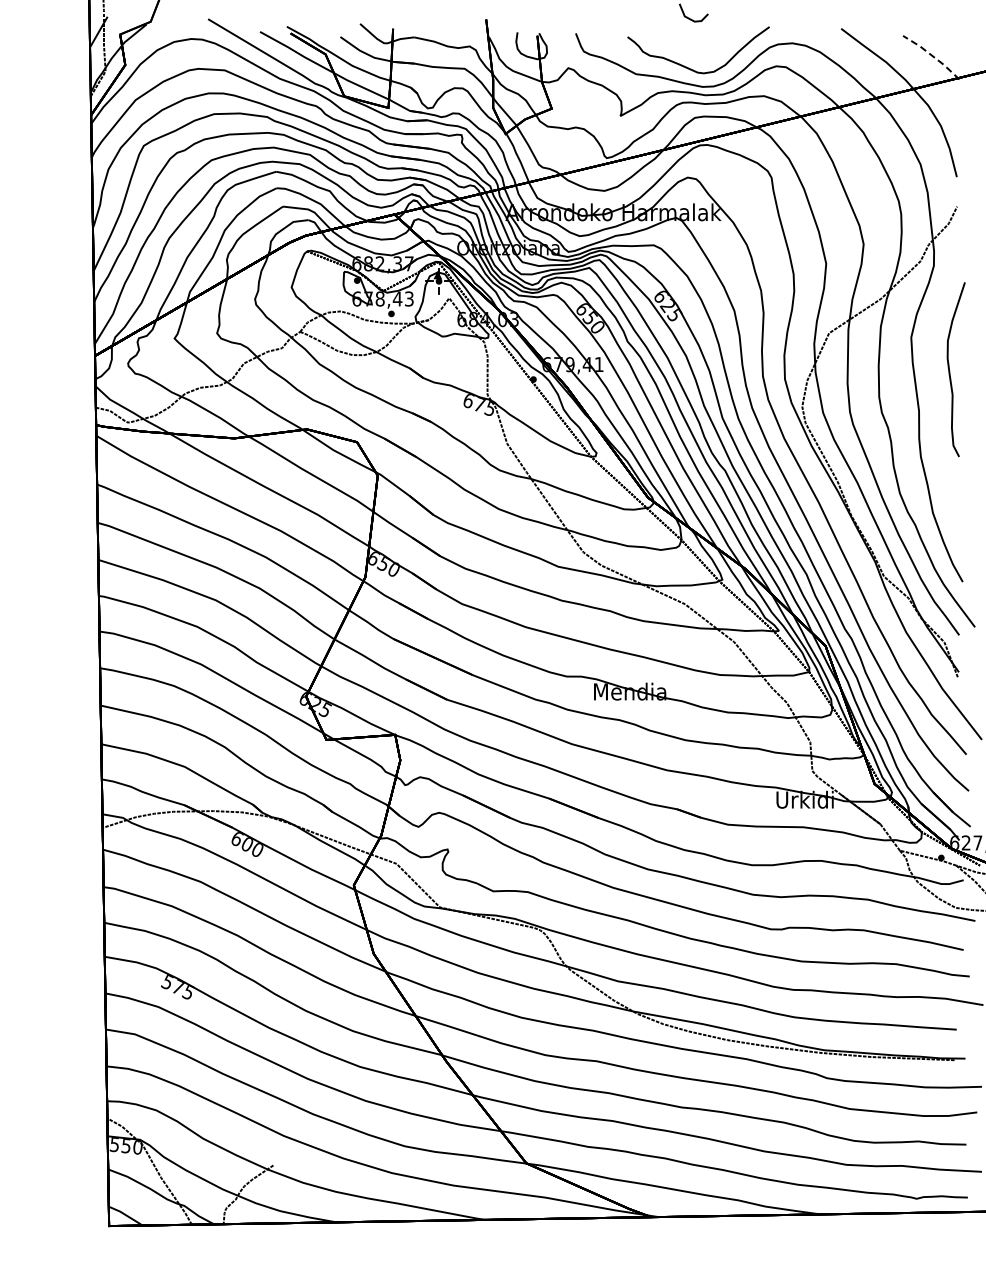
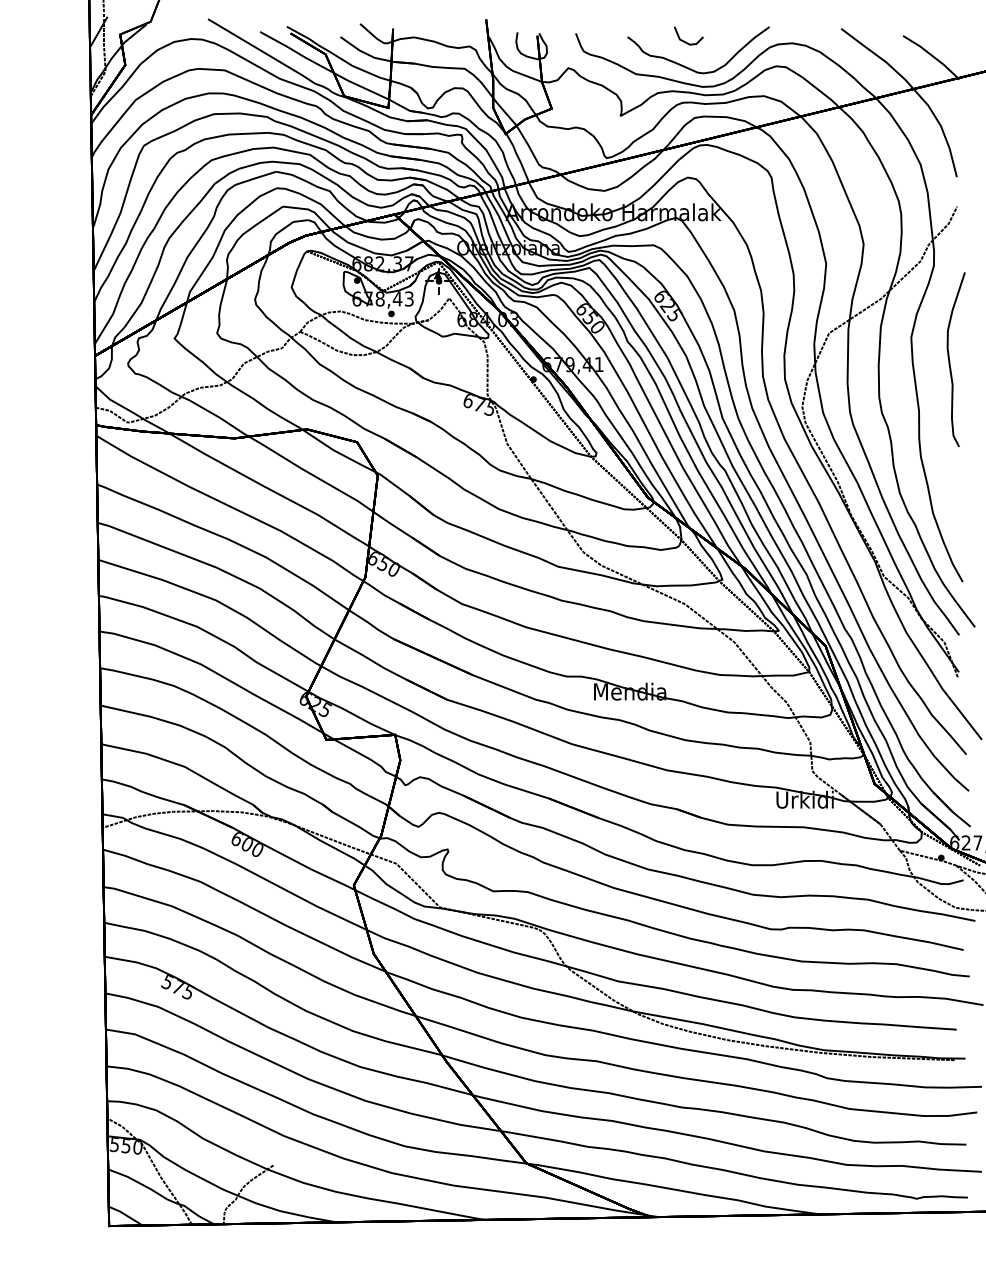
line position: (691, 18) -> (686, 41) (686, 41)
line: dashed -> solid (931, 55)
curve position: (950, 370) -> (950, 360) (950, 360)
